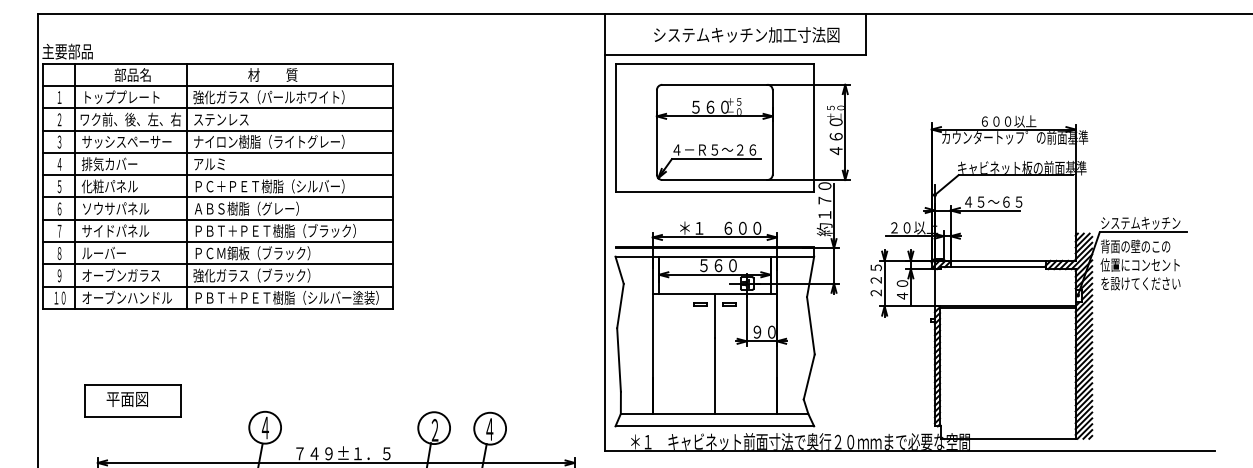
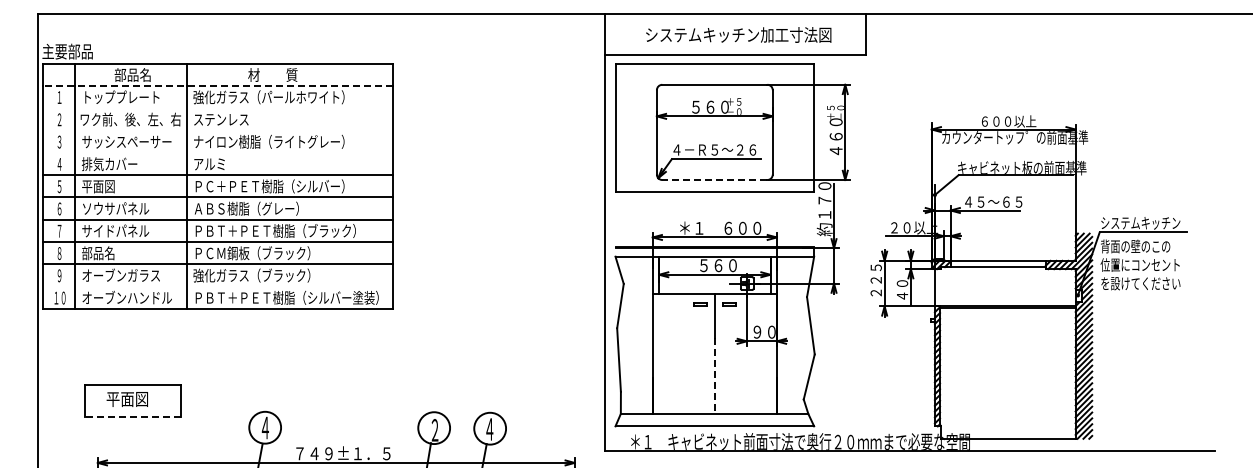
text position: (746, 34) -> (738, 34) (738, 34)
line: solid -> dashed (217, 85)
line: present -> none (218, 108)
line: present -> none (218, 130)
line: present -> none (218, 152)
line: solid -> dashed (714, 180)
text: 化粧パネル -> 平面図 (109, 186)
text: ルーバー -> 部品名 (103, 253)
line: present -> none (218, 286)
line: solid -> dashed (714, 376)
line: solid -> dashed (132, 416)
